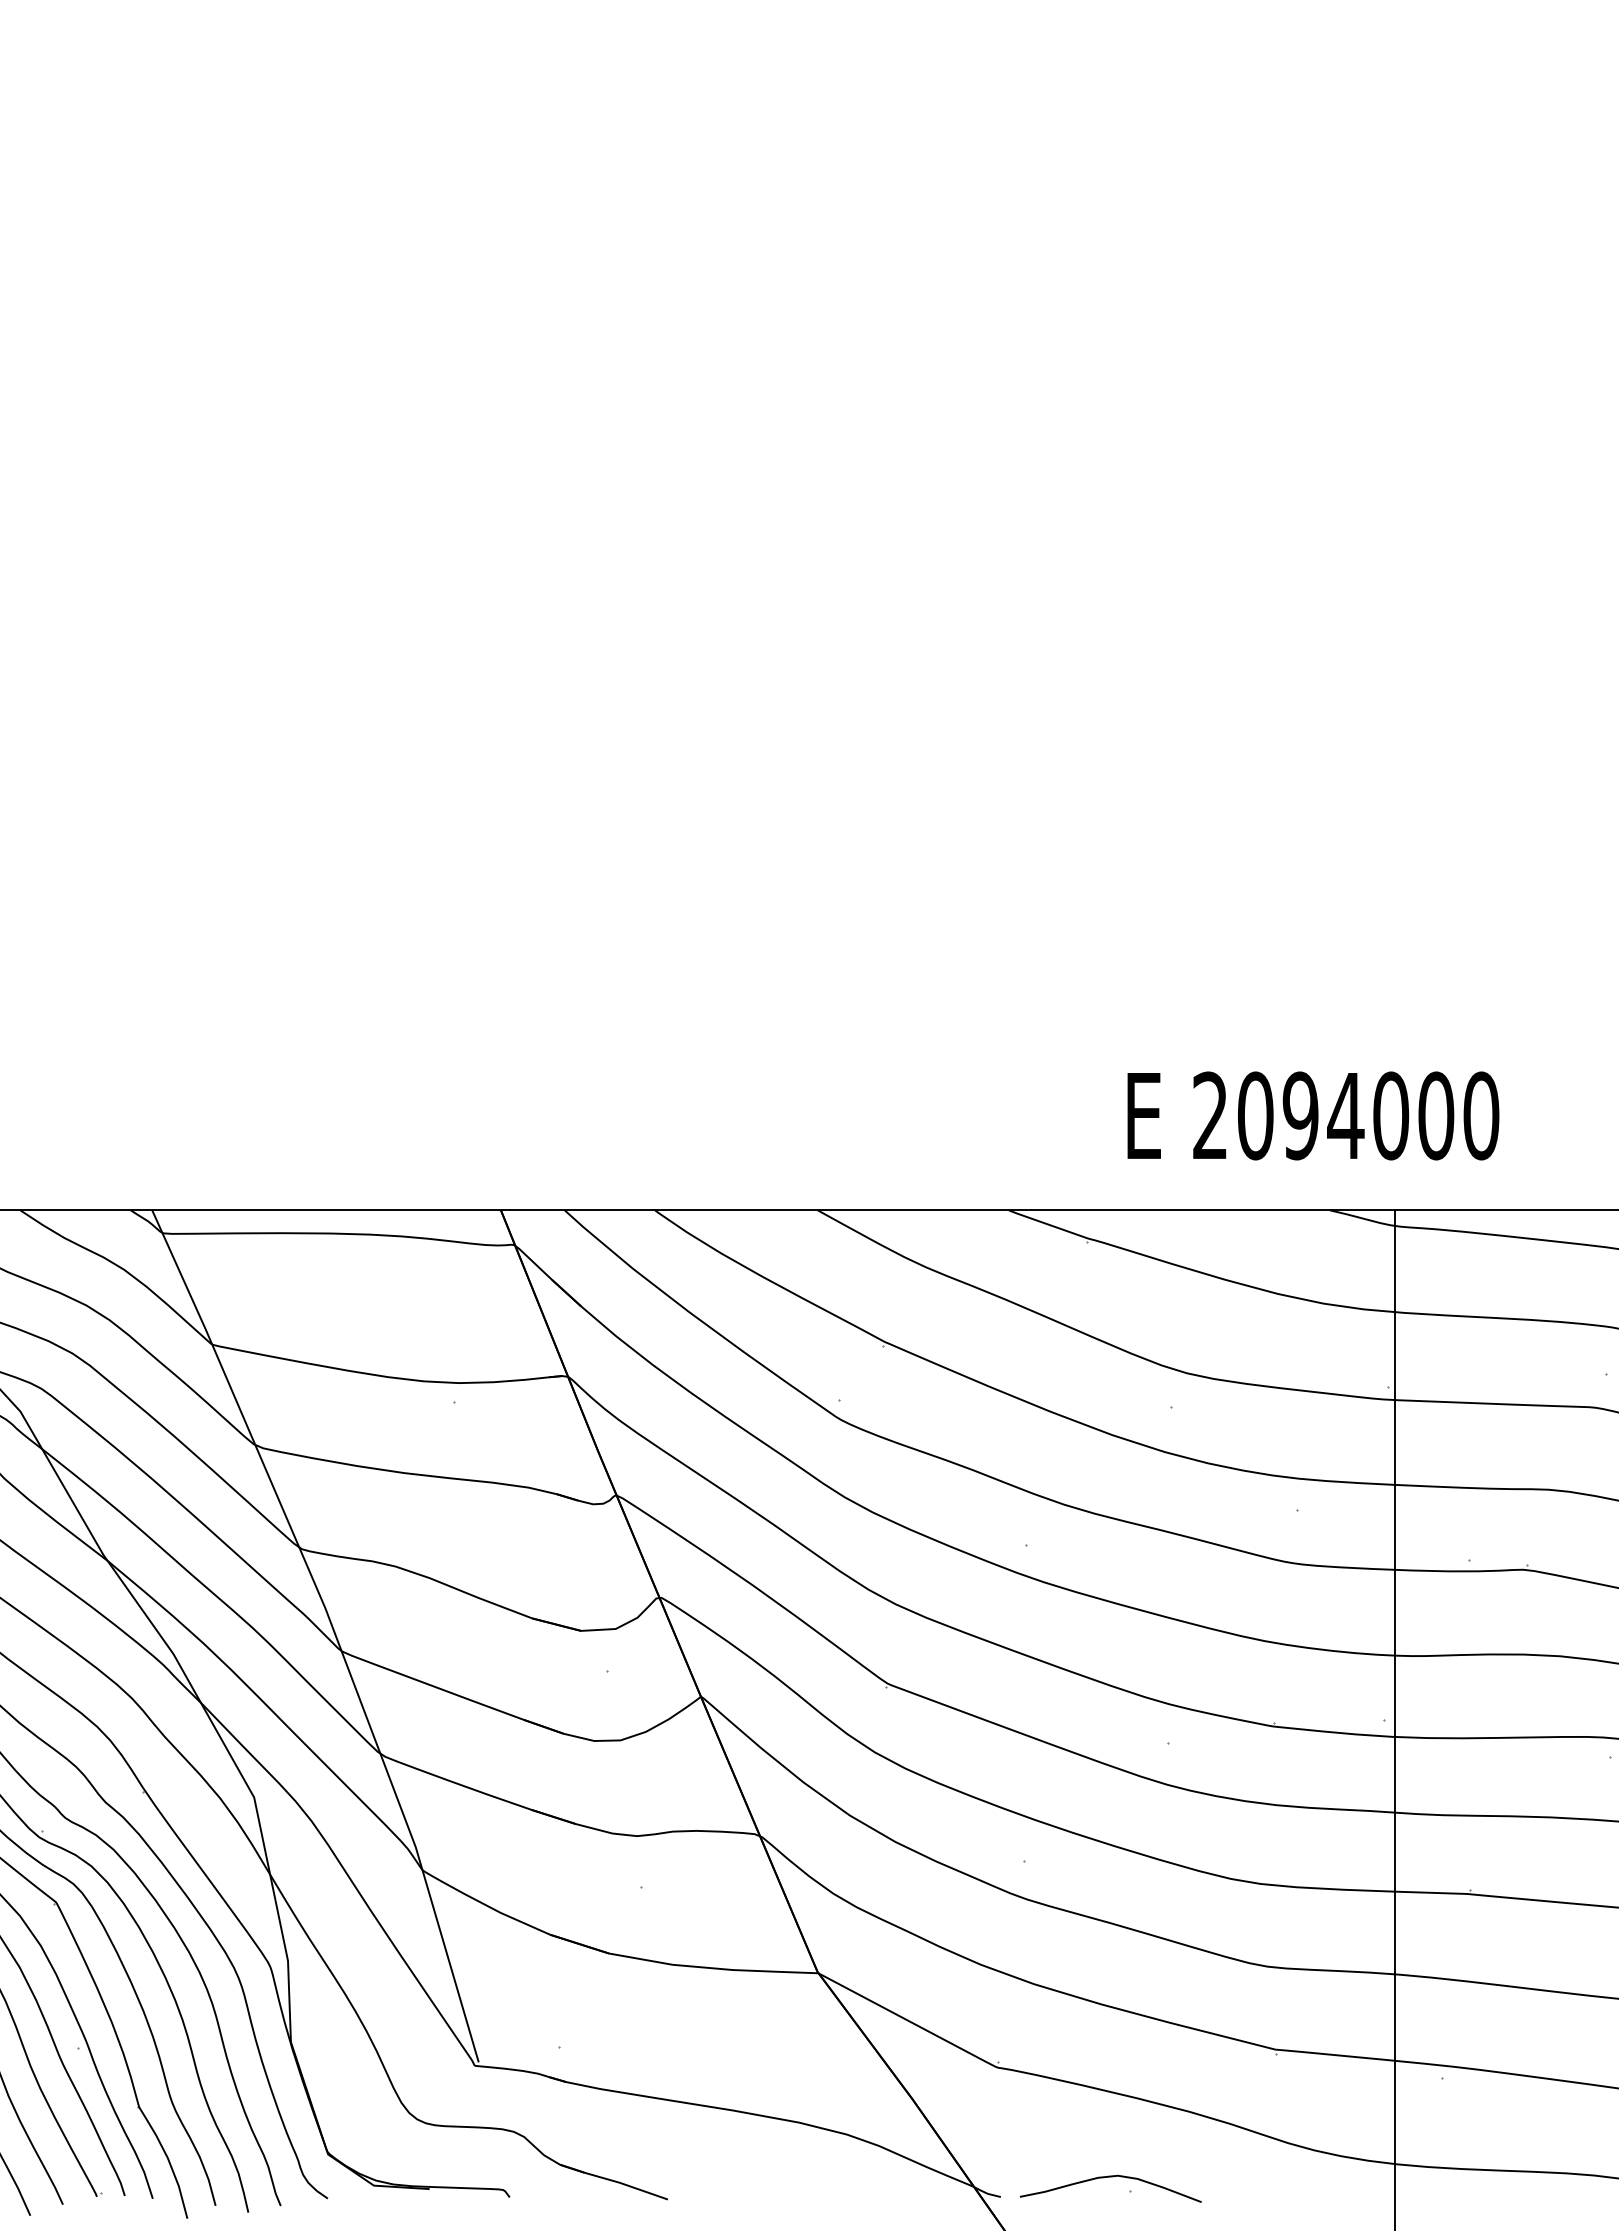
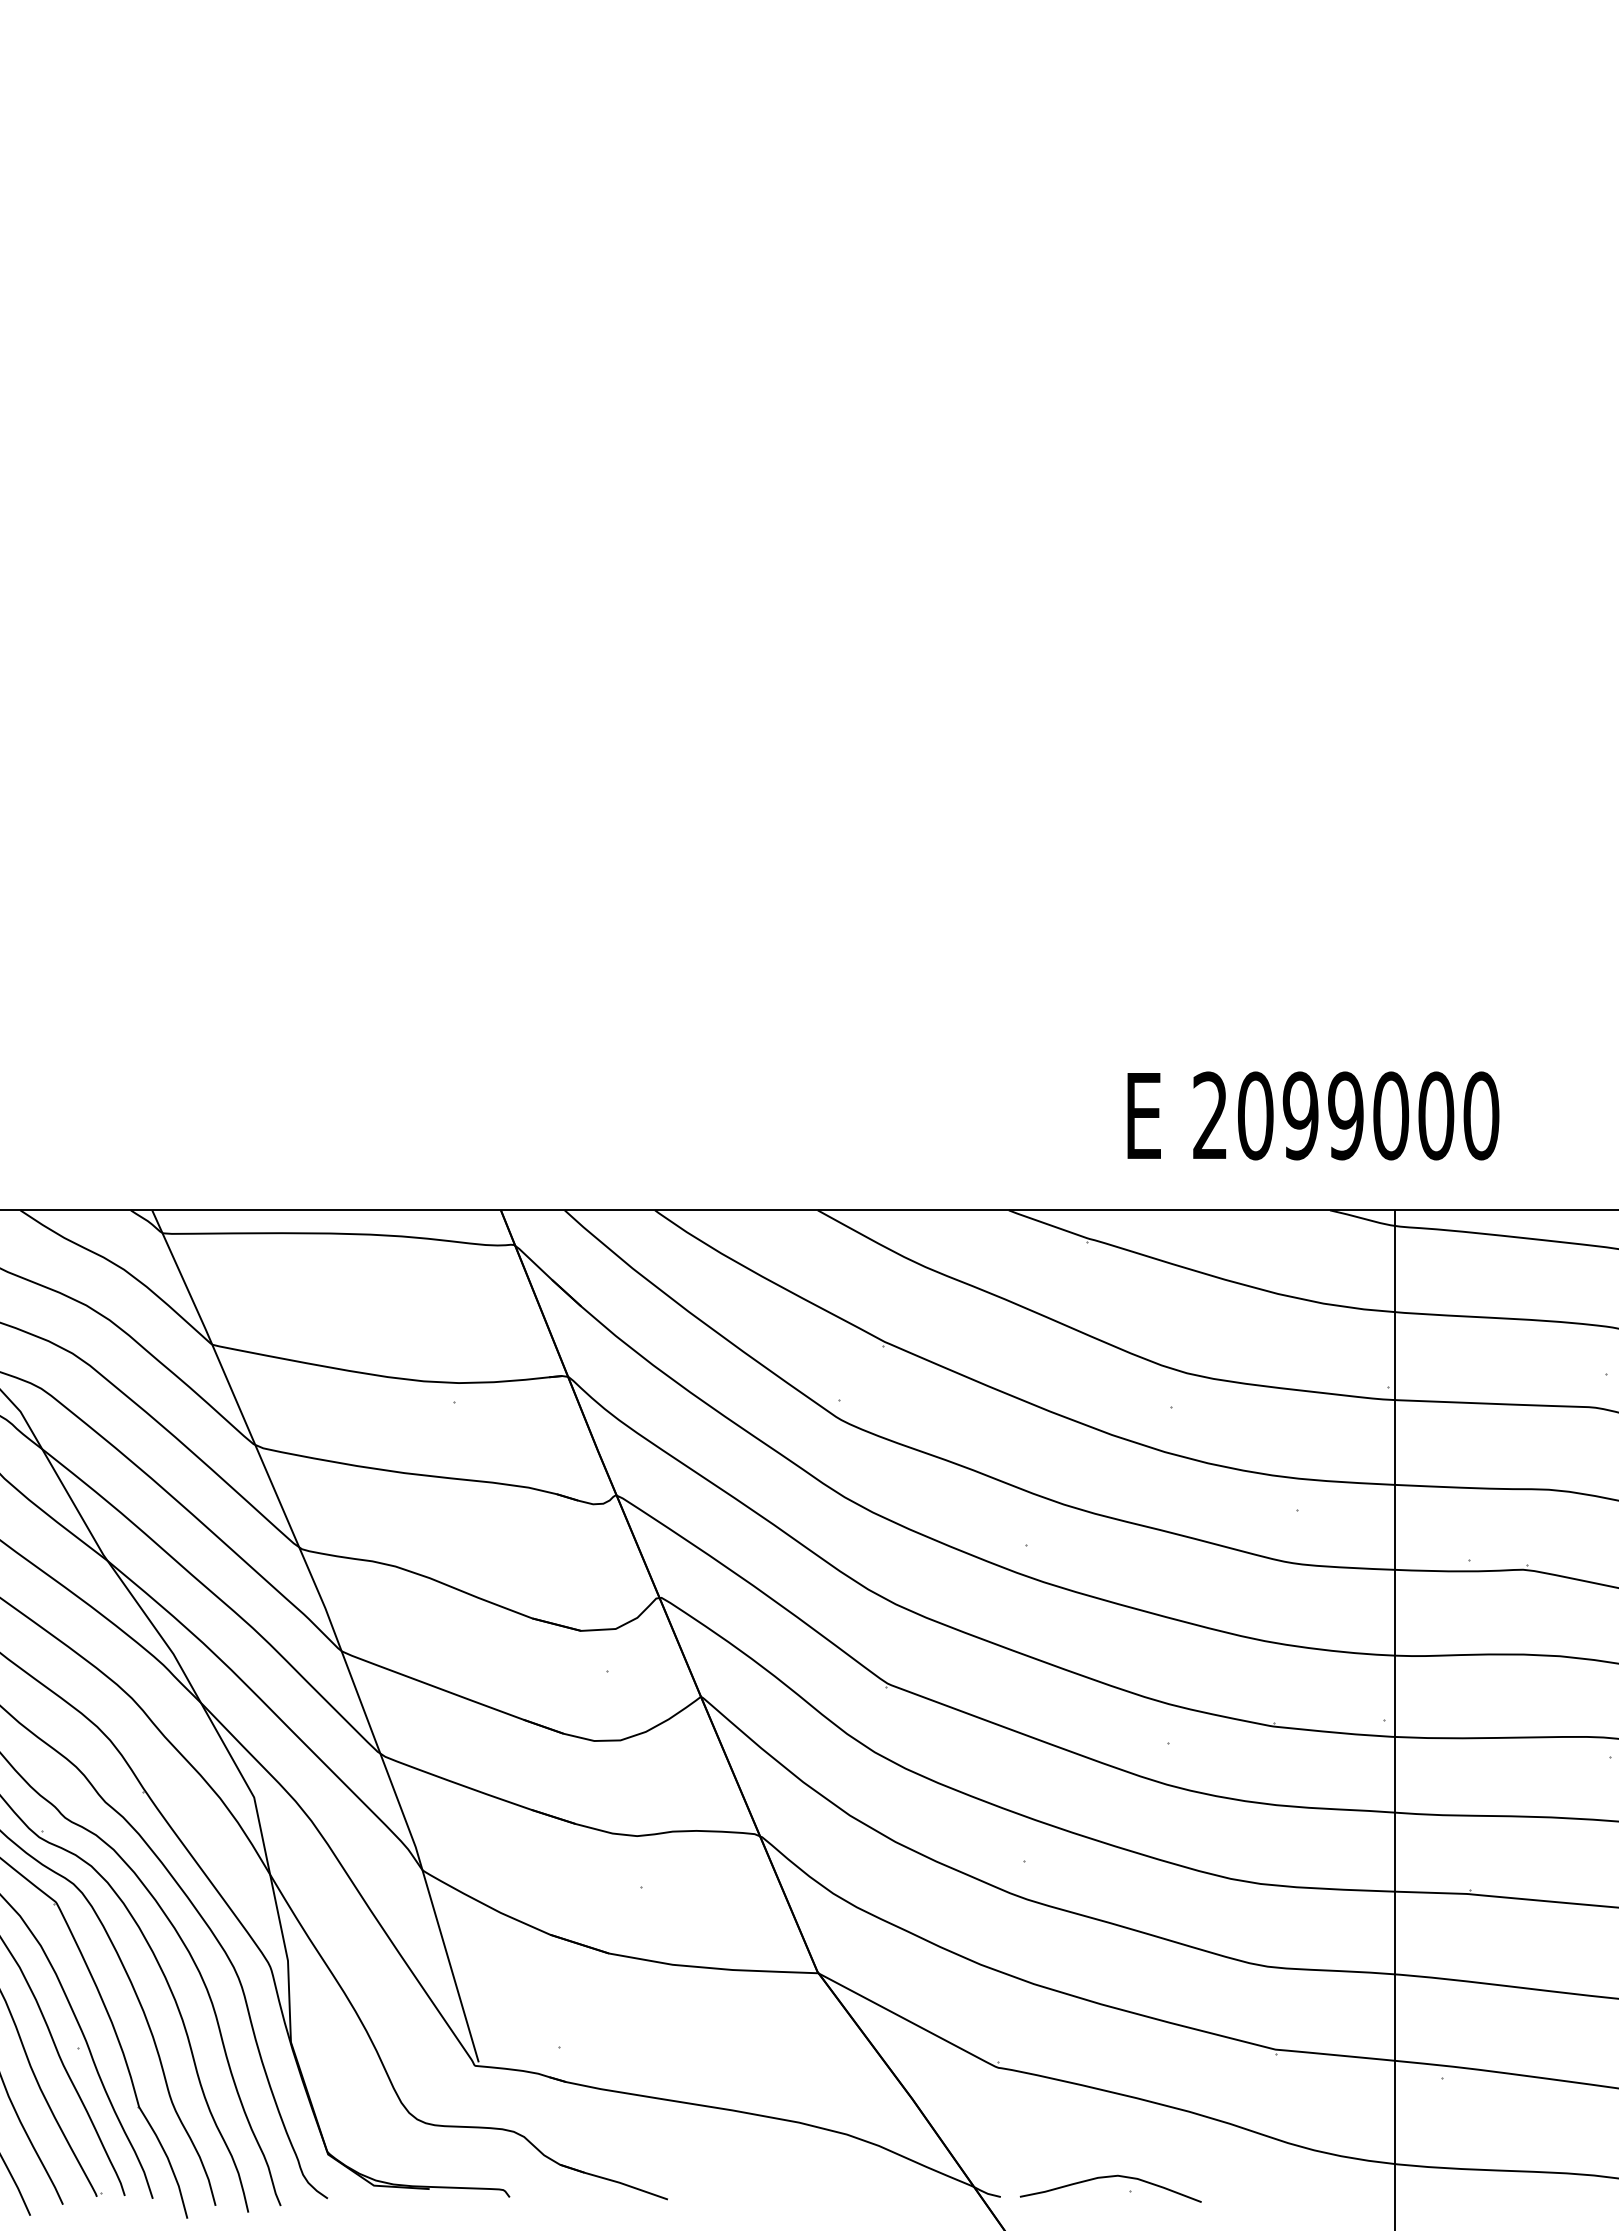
text: 2094000 -> 2099000 (1345, 1115)
